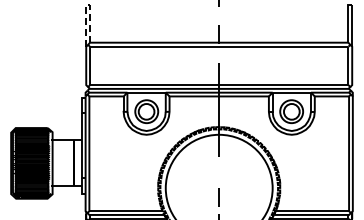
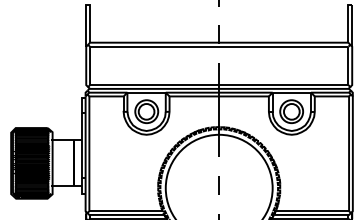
line: dashed -> solid (86, 4)
line position: (218, 197) -> (218, 185) (218, 185)
